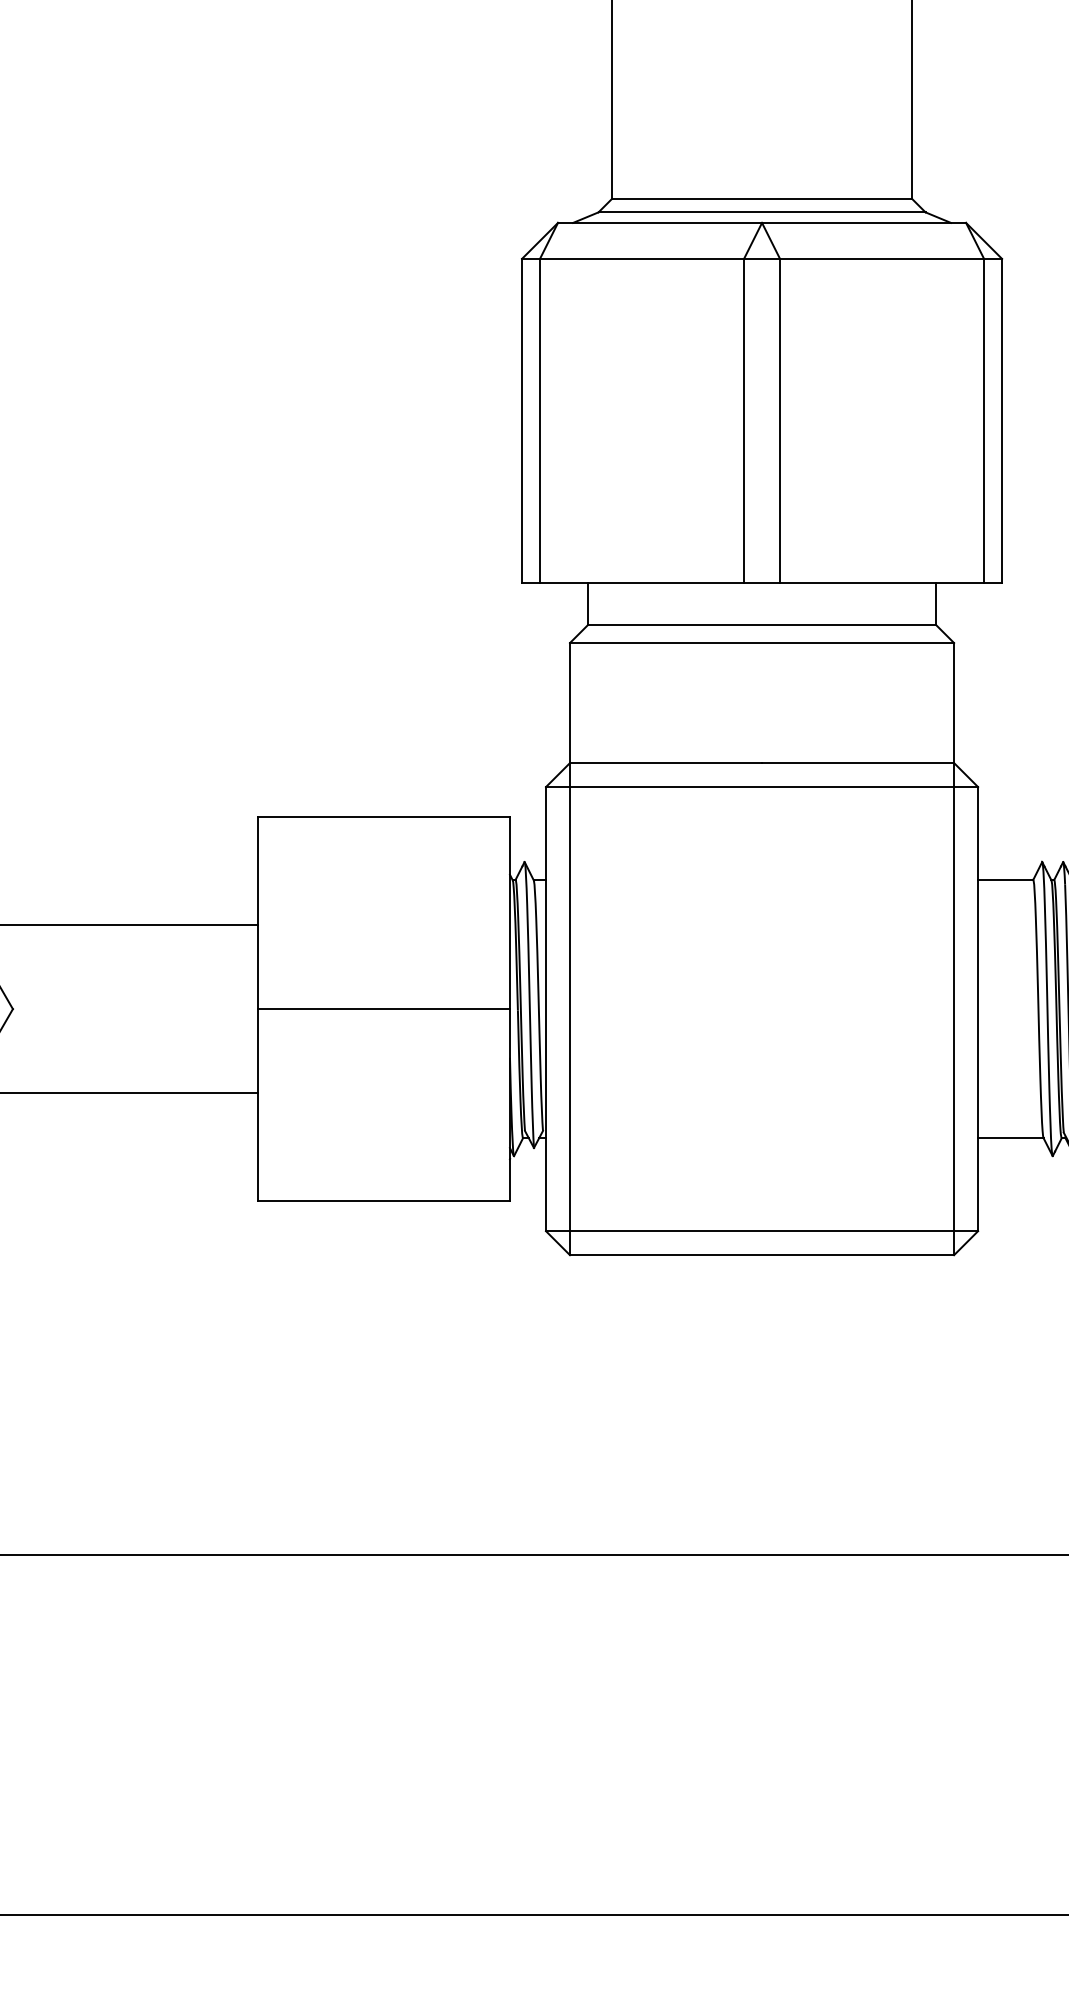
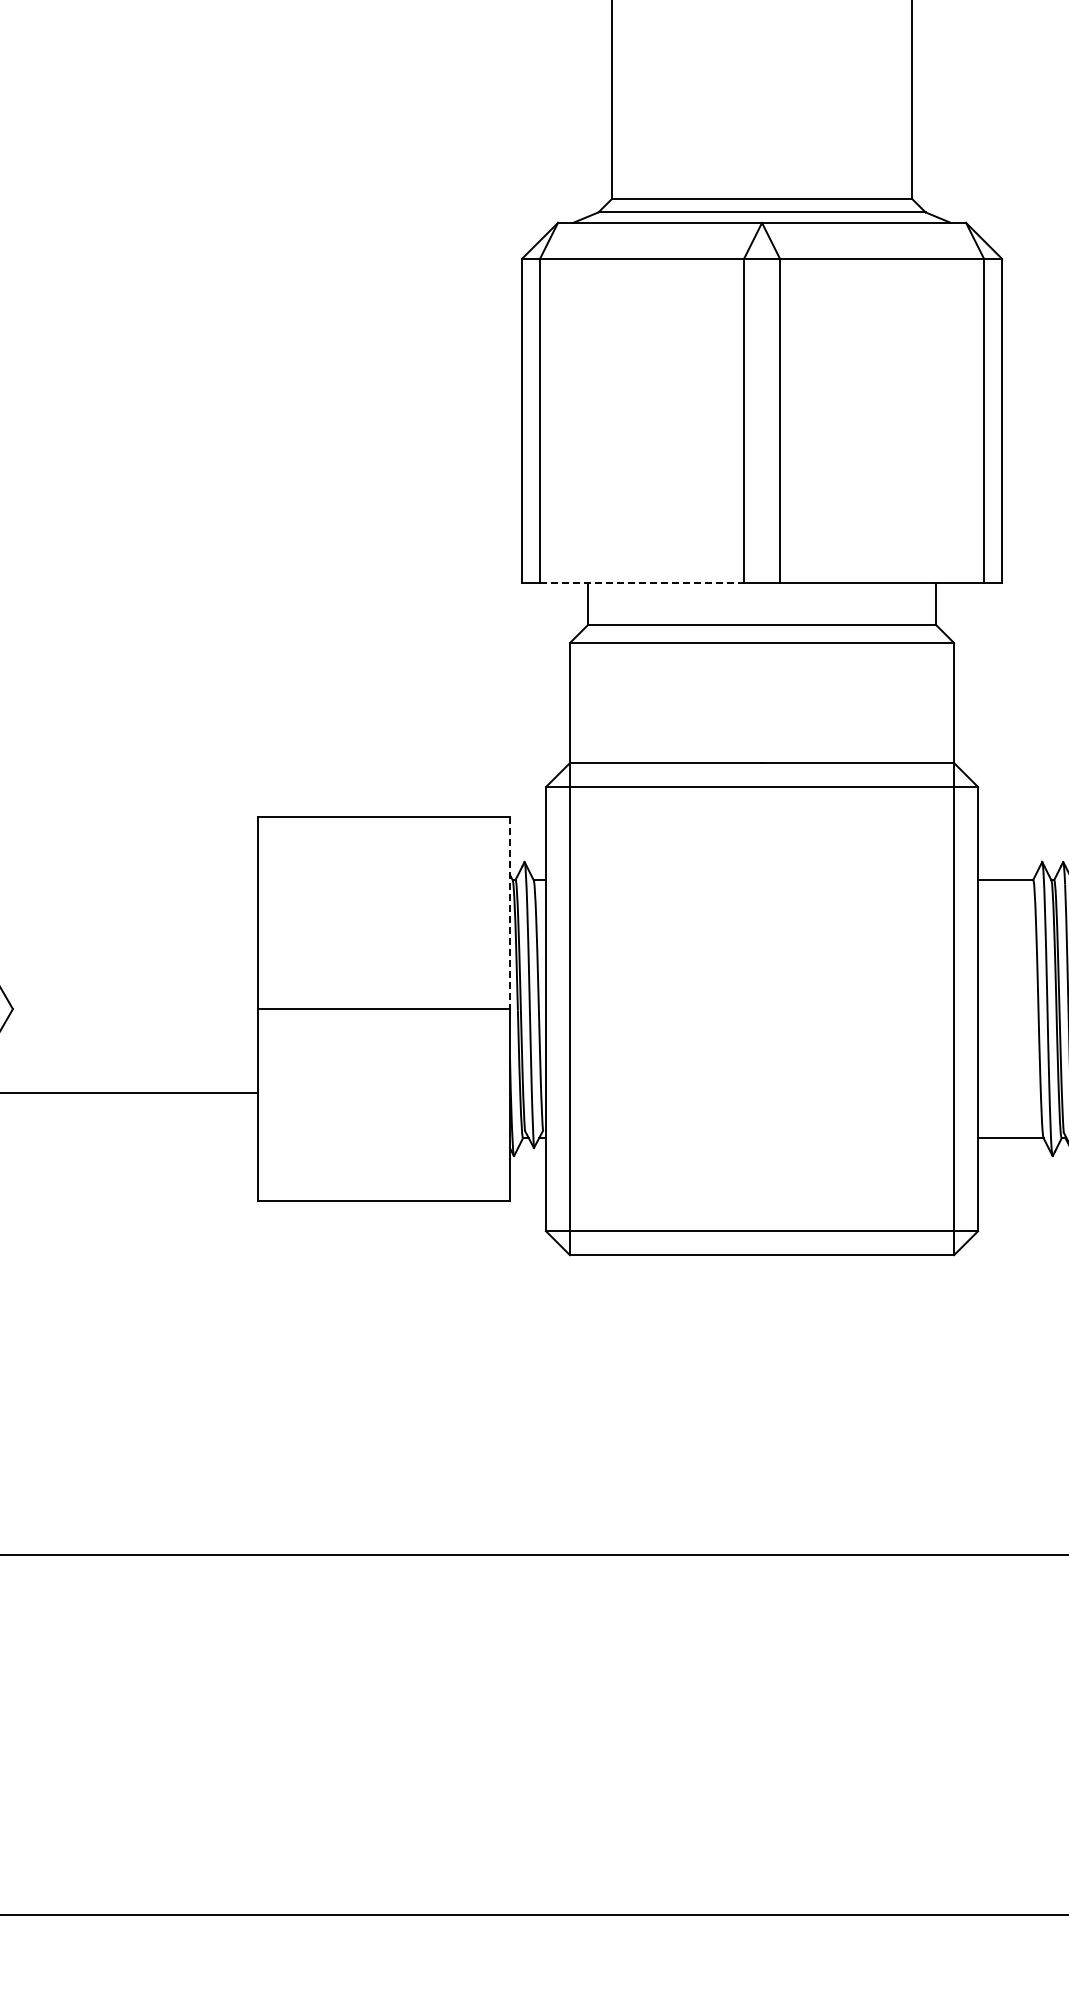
line: solid -> dashed (642, 583)
line: solid -> dashed (509, 913)
line: present -> none (129, 925)
